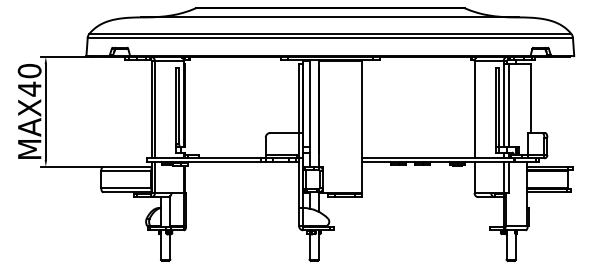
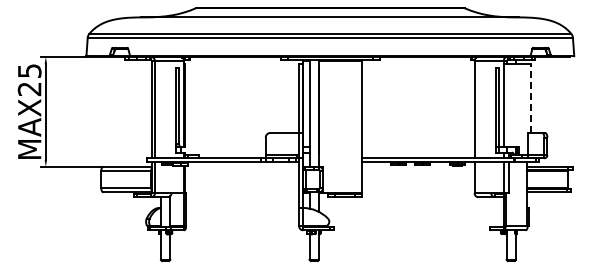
text: MAX40 -> MAX25 (29, 80)
line: solid -> dashed (530, 98)
line: present -> none (509, 104)
